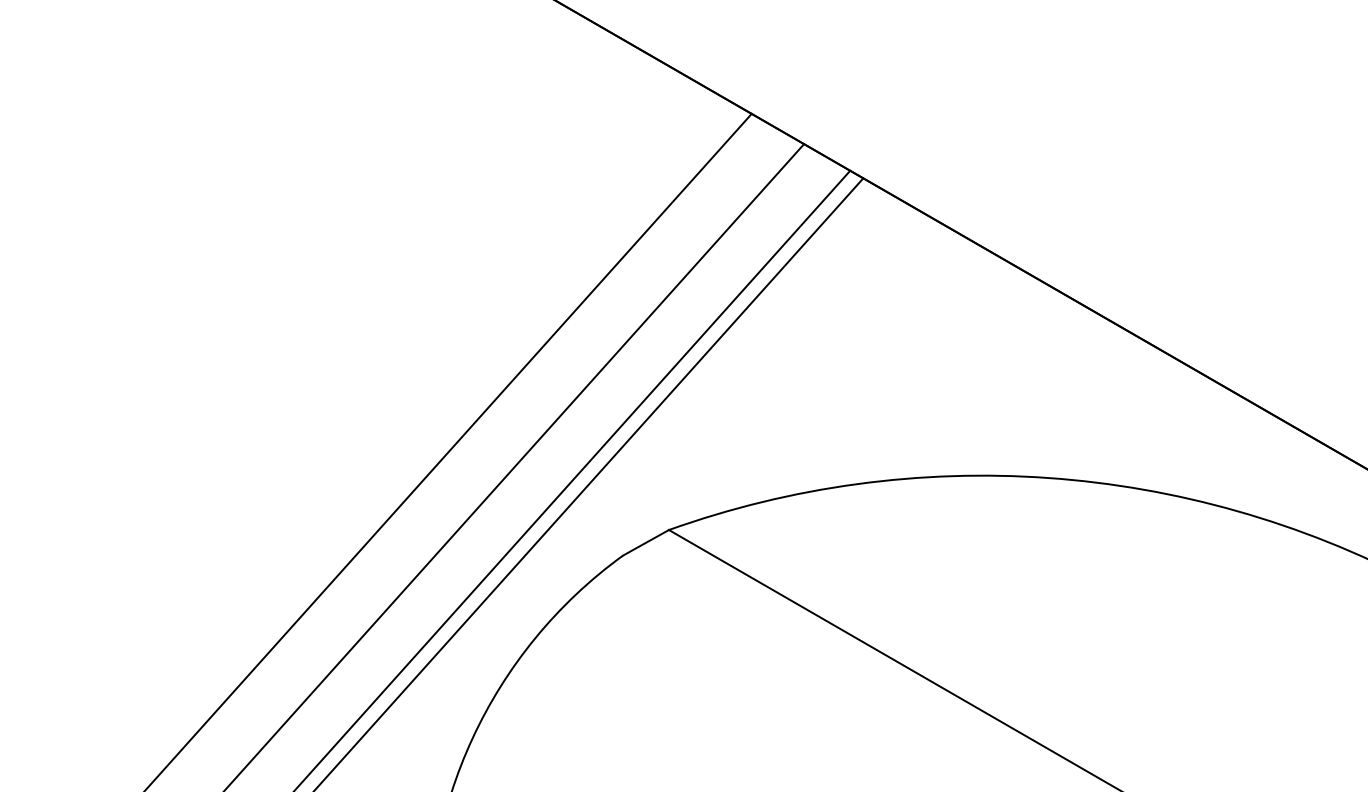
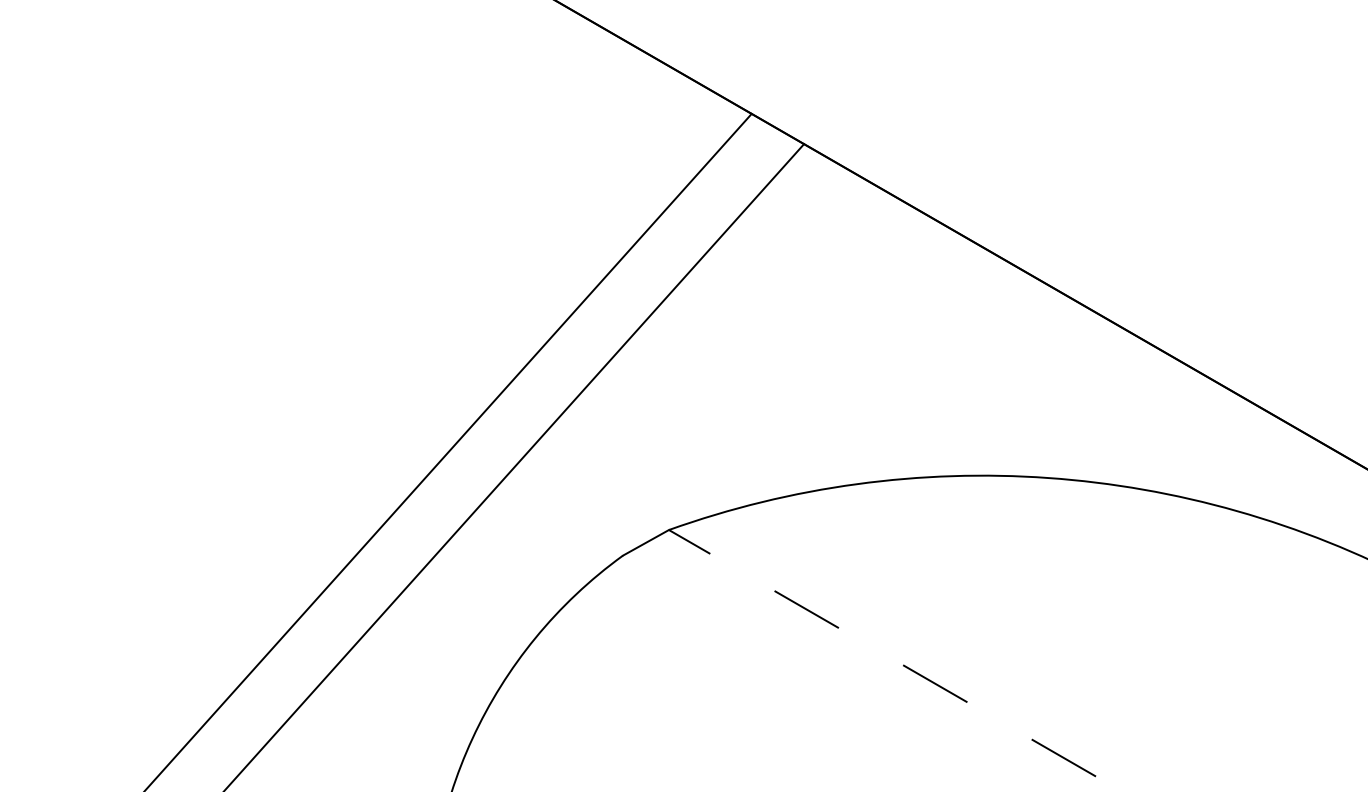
line: present -> none (573, 479)
line: present -> none (589, 483)
line: solid -> dashed (895, 661)
